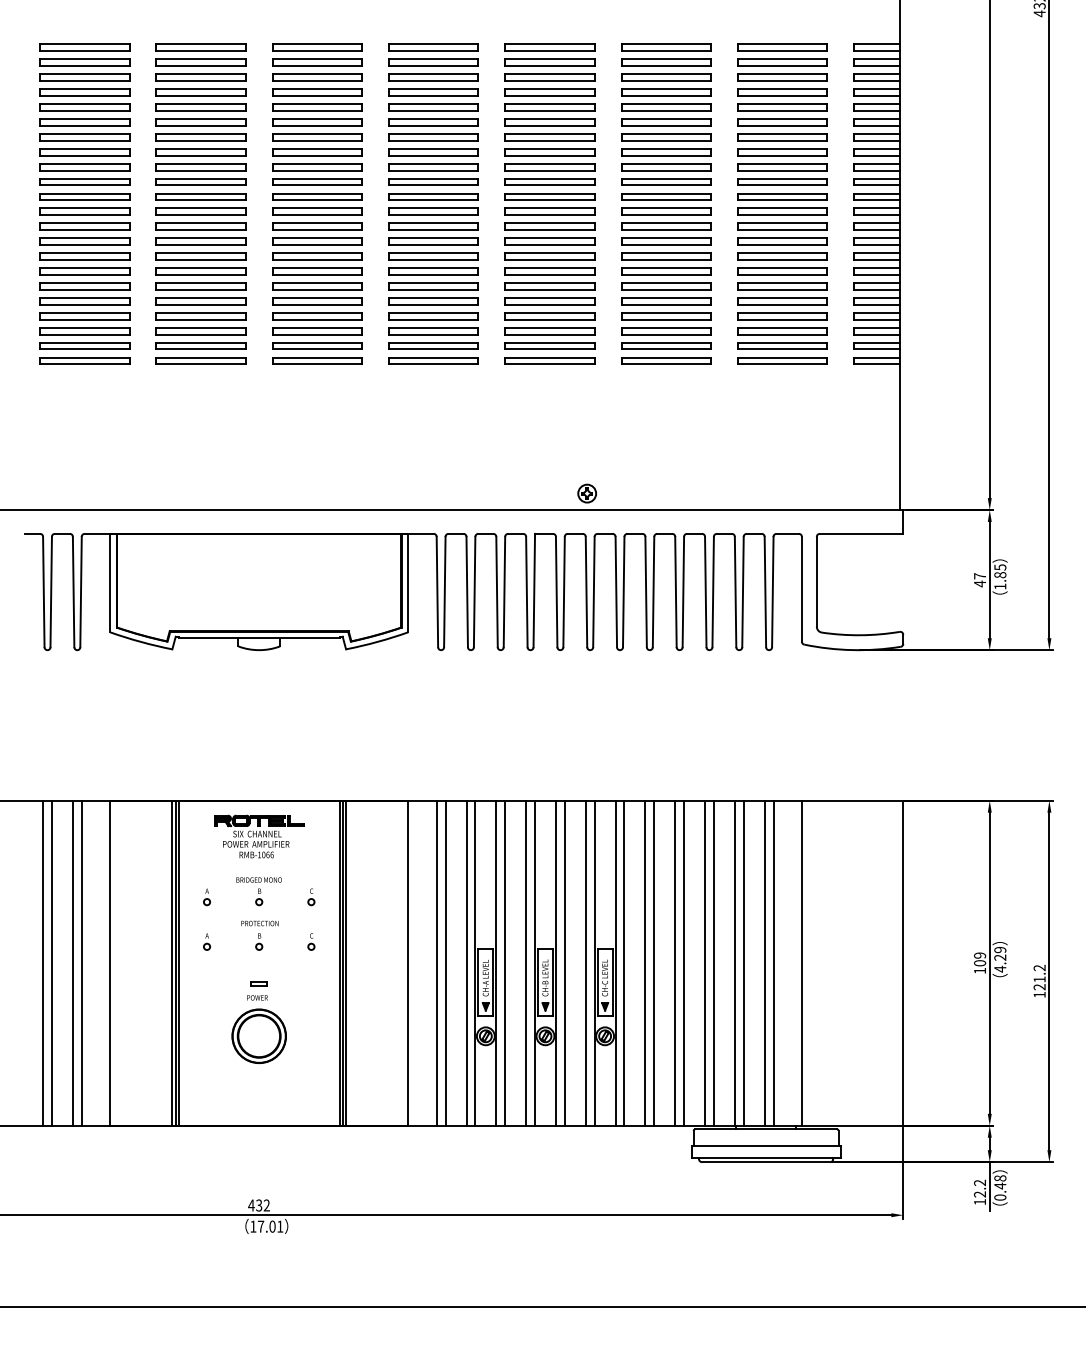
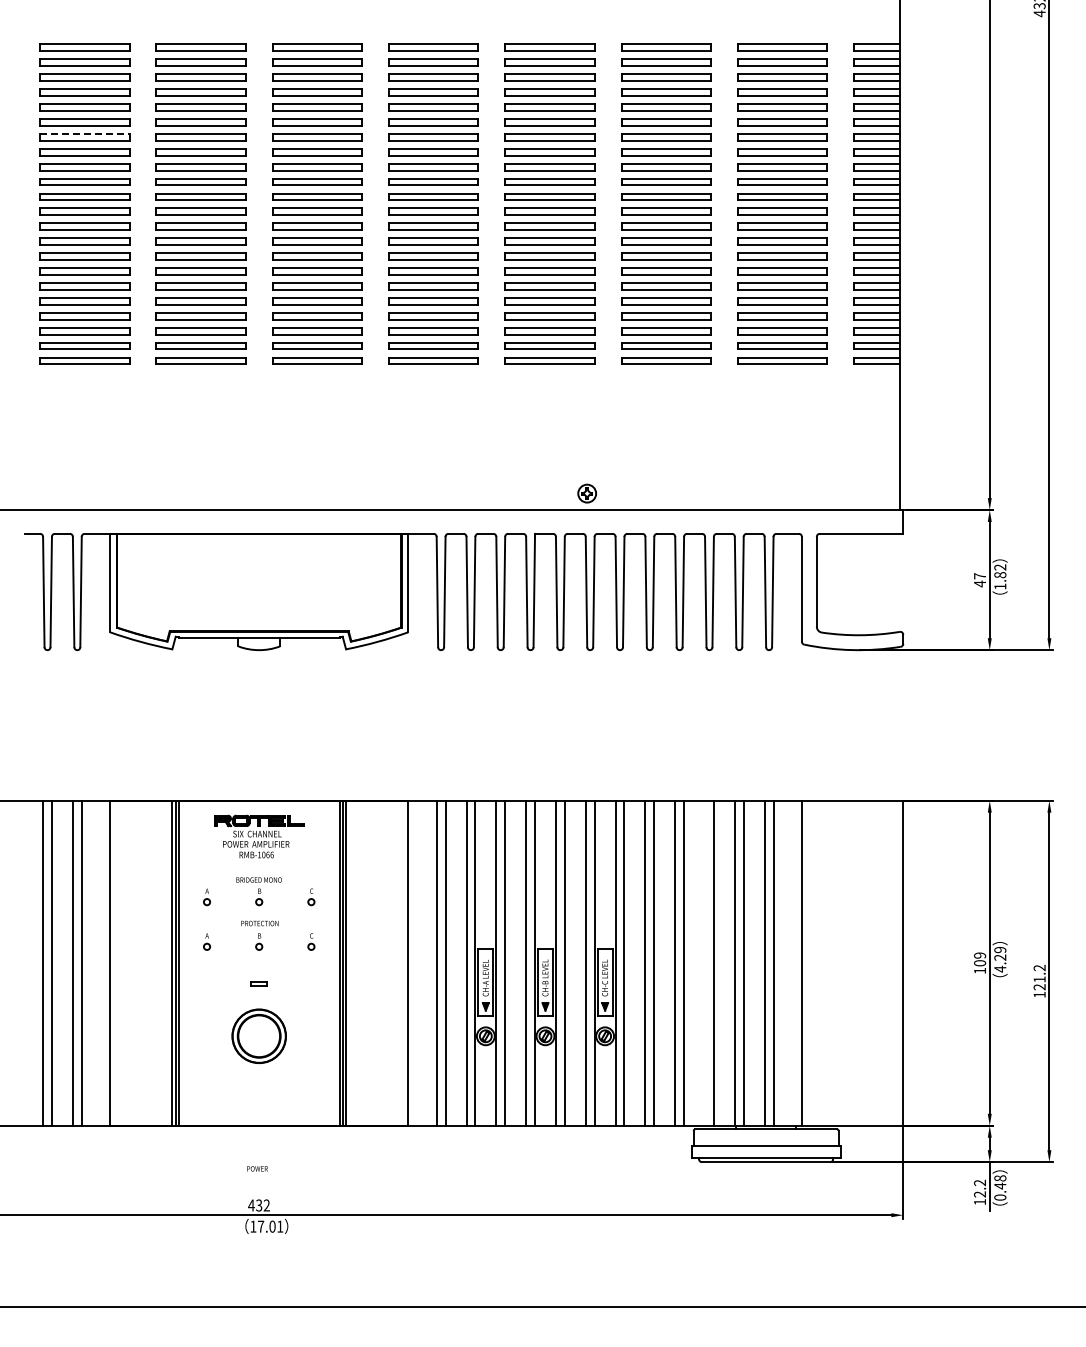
line: solid -> dashed (84, 133)
text: 1.85 -> 1.82 (1000, 567)
line: present -> none (705, 962)
text position: (257, 997) -> (257, 1168) (257, 1168)
